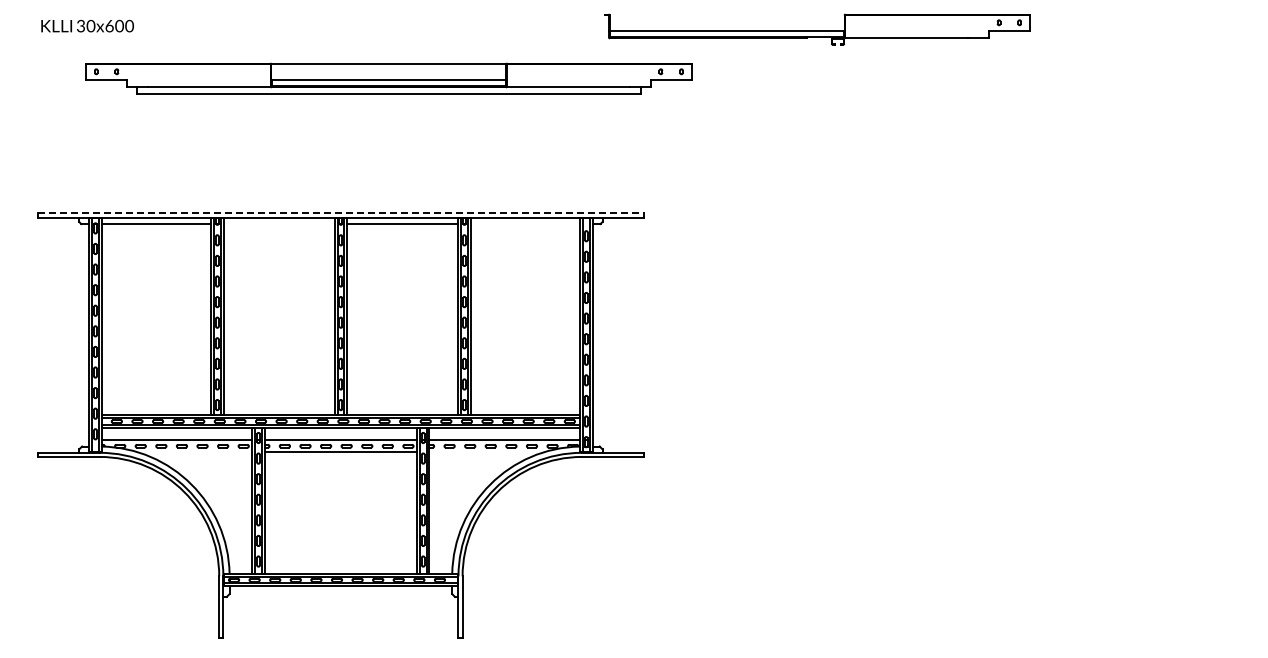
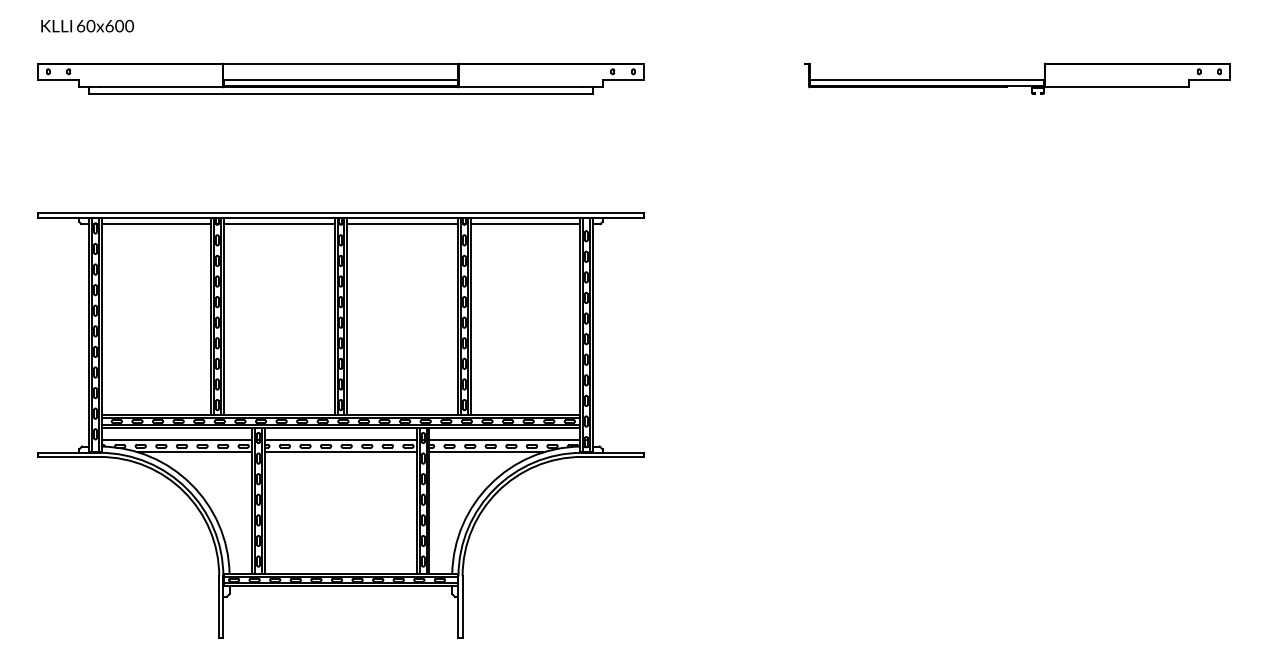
text: 30x600 -> 60x600 (81, 25)
part position: (817, 29) -> (1017, 78) (1017, 78)
part position: (388, 78) -> (340, 78) (340, 78)
line: dashed -> solid (340, 212)
line: none -> present (278, 224)
line: none -> present (525, 224)
line: none -> present (195, 452)
line: none -> present (486, 452)
